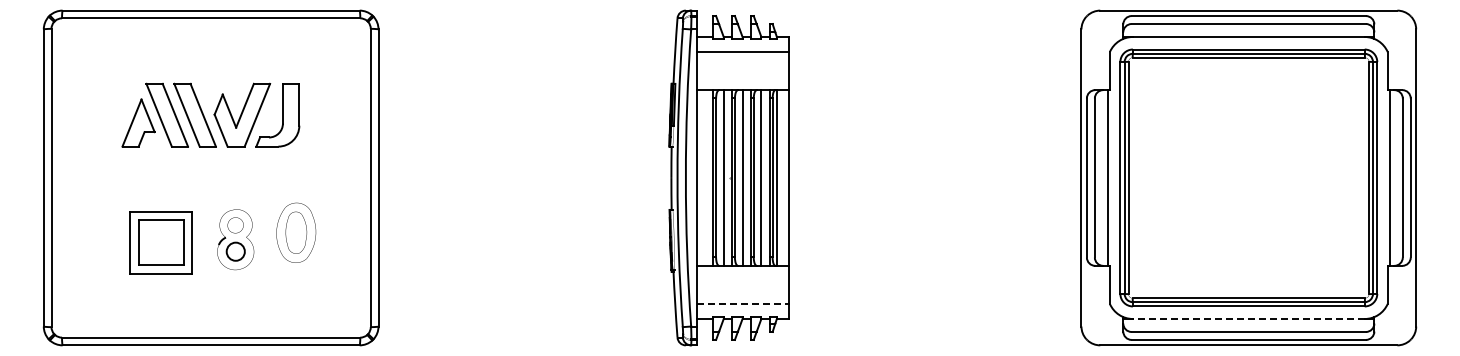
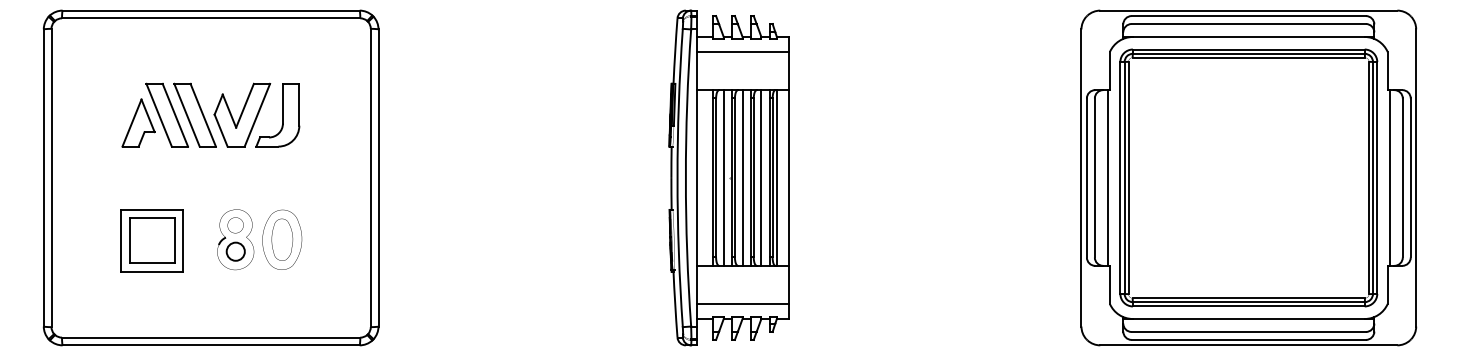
part position: (296, 232) -> (282, 239) (282, 239)
part position: (160, 242) -> (151, 240) (151, 240)
line: dashed -> solid (743, 303)
line: dashed -> solid (1248, 319)
